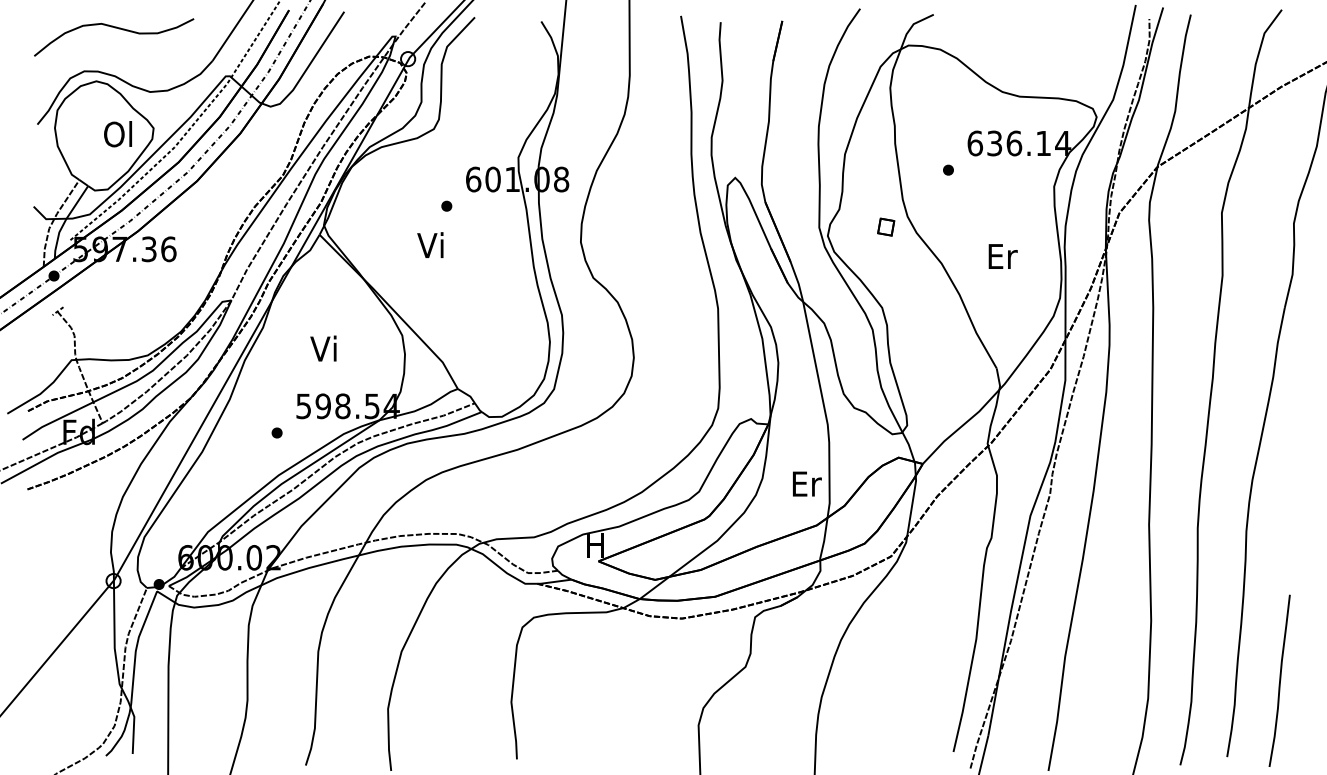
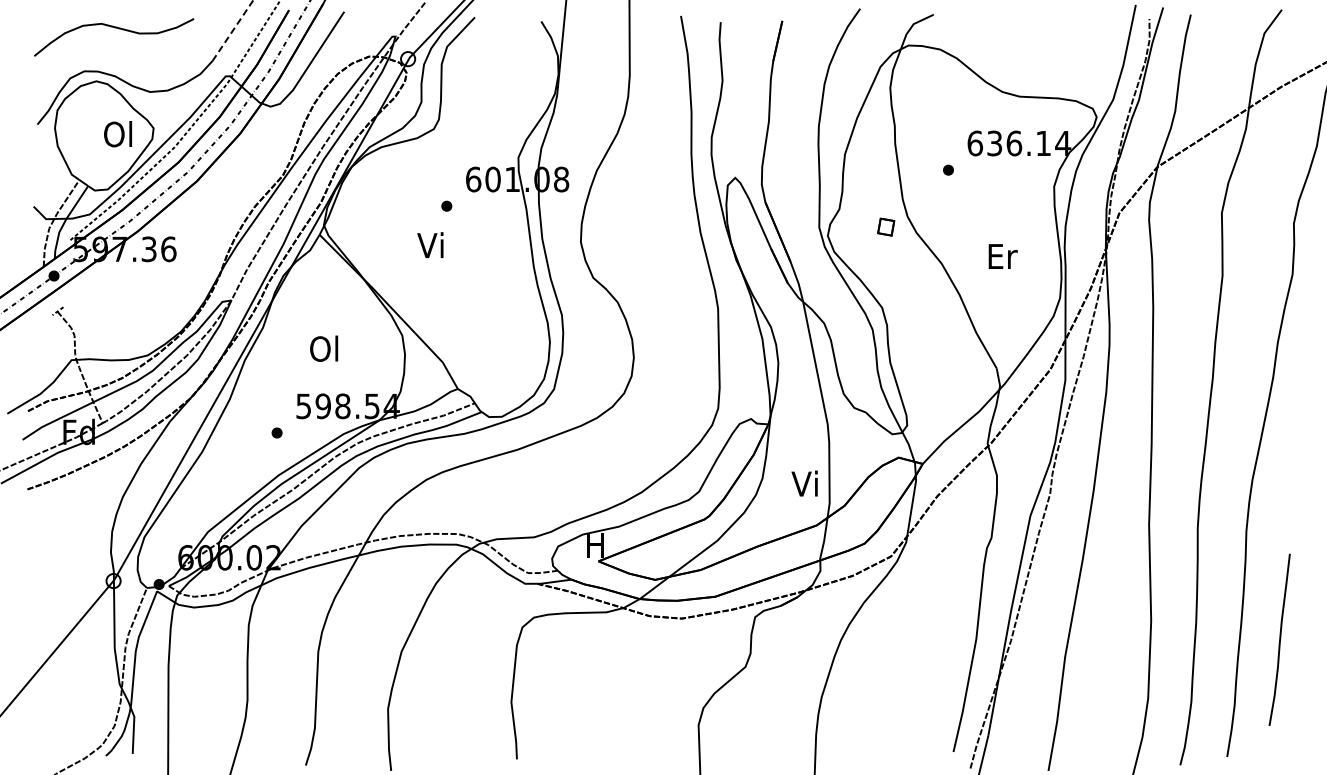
line: solid -> dashed (233, 30)
text: Vi -> Ol (324, 348)
text: Er -> Vi (806, 483)
curve position: (1279, 680) -> (1279, 639) (1279, 639)
